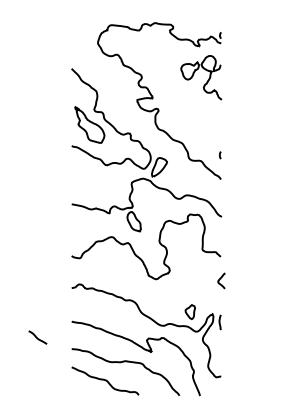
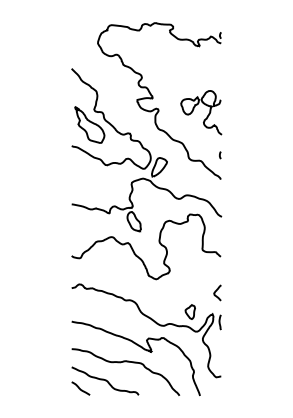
part position: (206, 81) -> (206, 116) (206, 116)
curve position: (220, 279) -> (216, 291) (216, 291)
line position: (37, 337) -> (80, 388) (80, 388)
